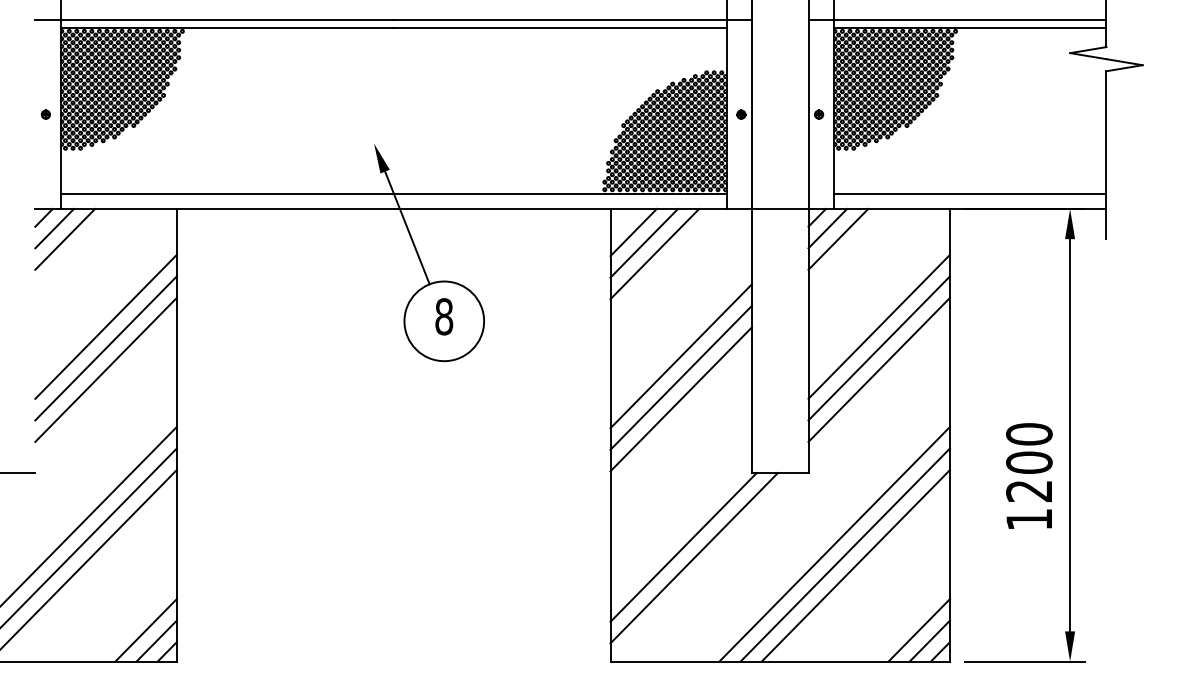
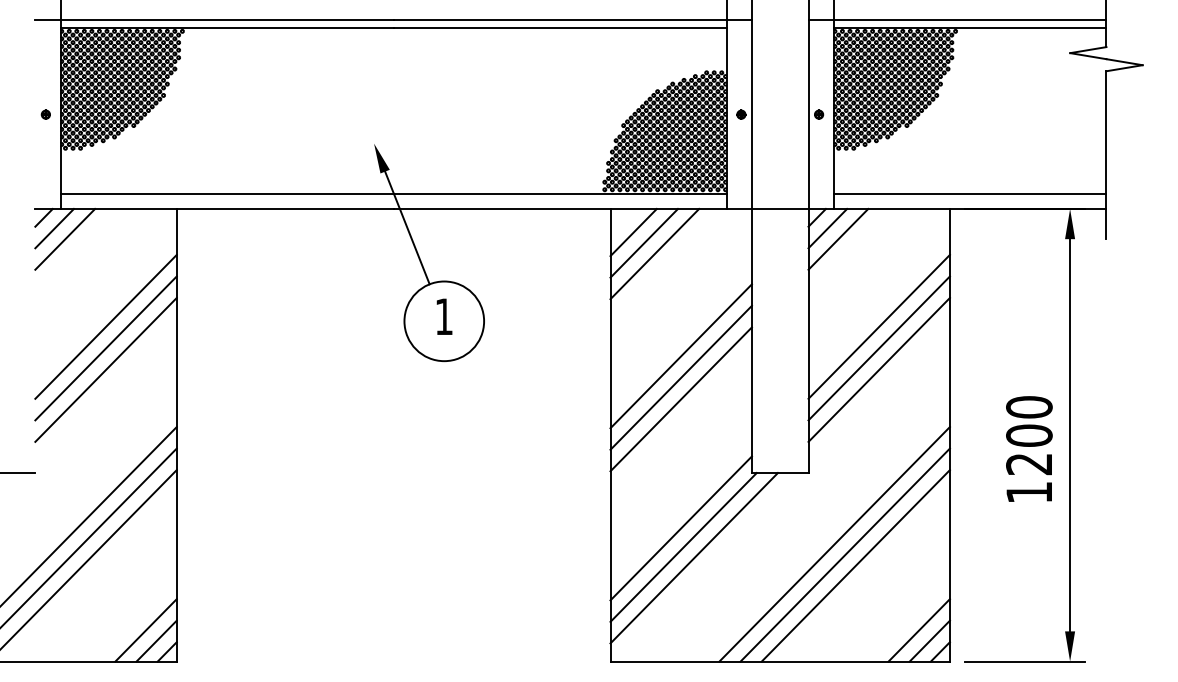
text: 8 -> 1 (444, 316)
text position: (1029, 475) -> (1029, 448) (1029, 448)
line: none -> present (680, 528)
